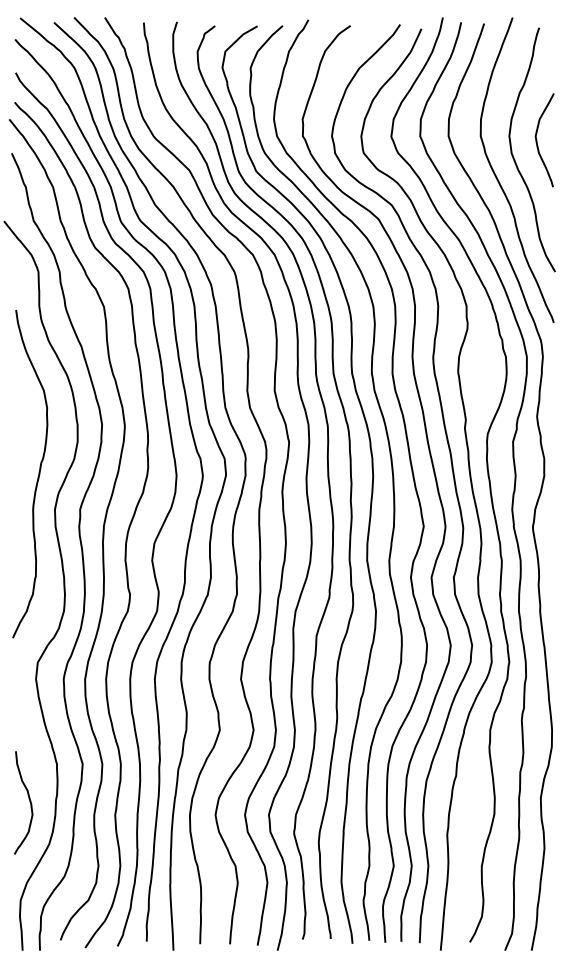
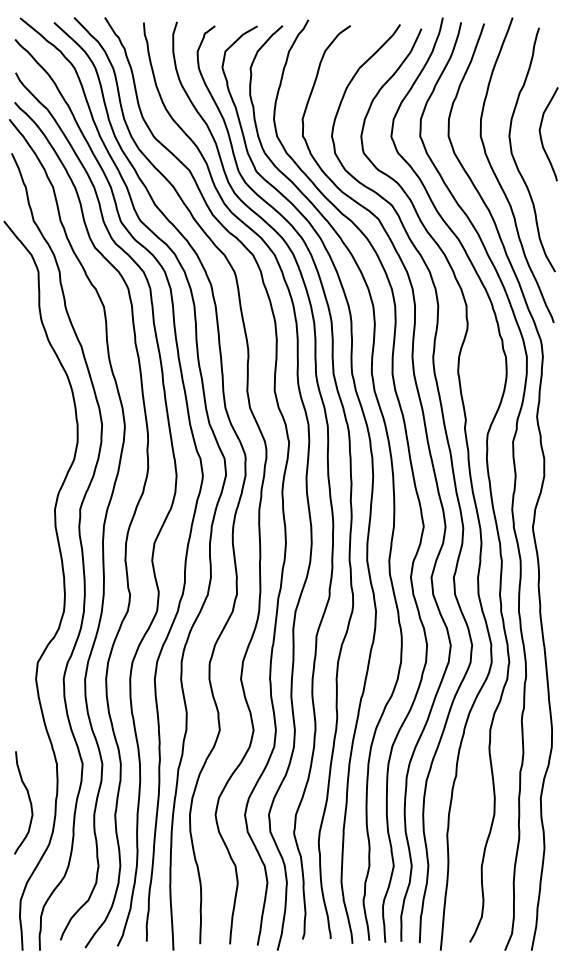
curve position: (537, 140) -> (541, 134) (541, 134)
curve: present -> none (37, 477)
